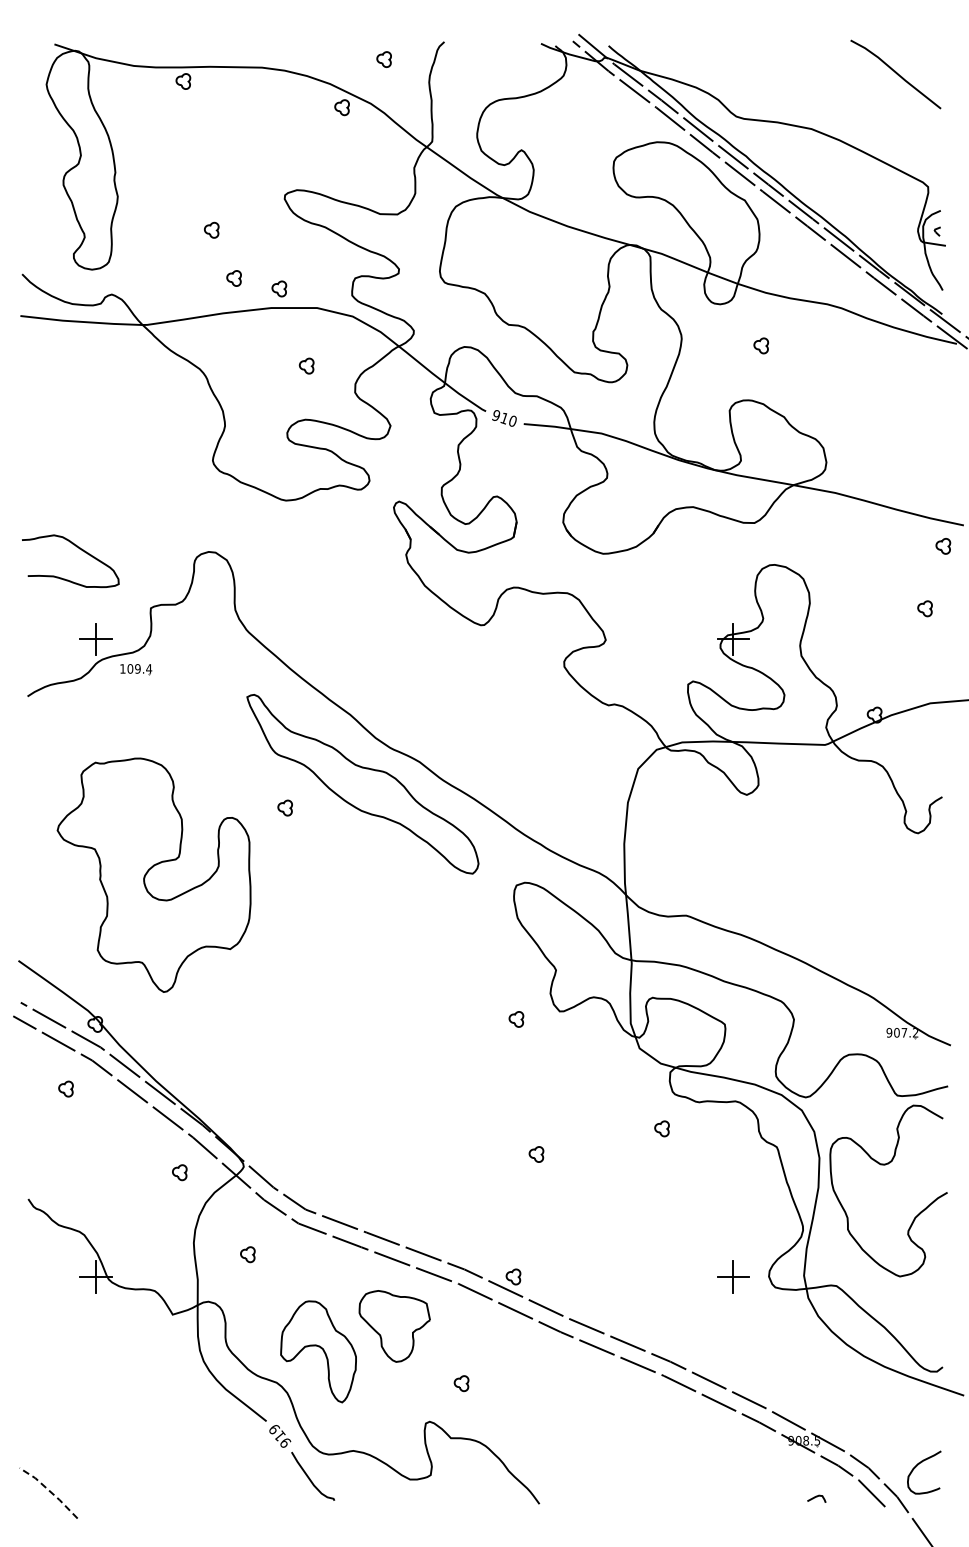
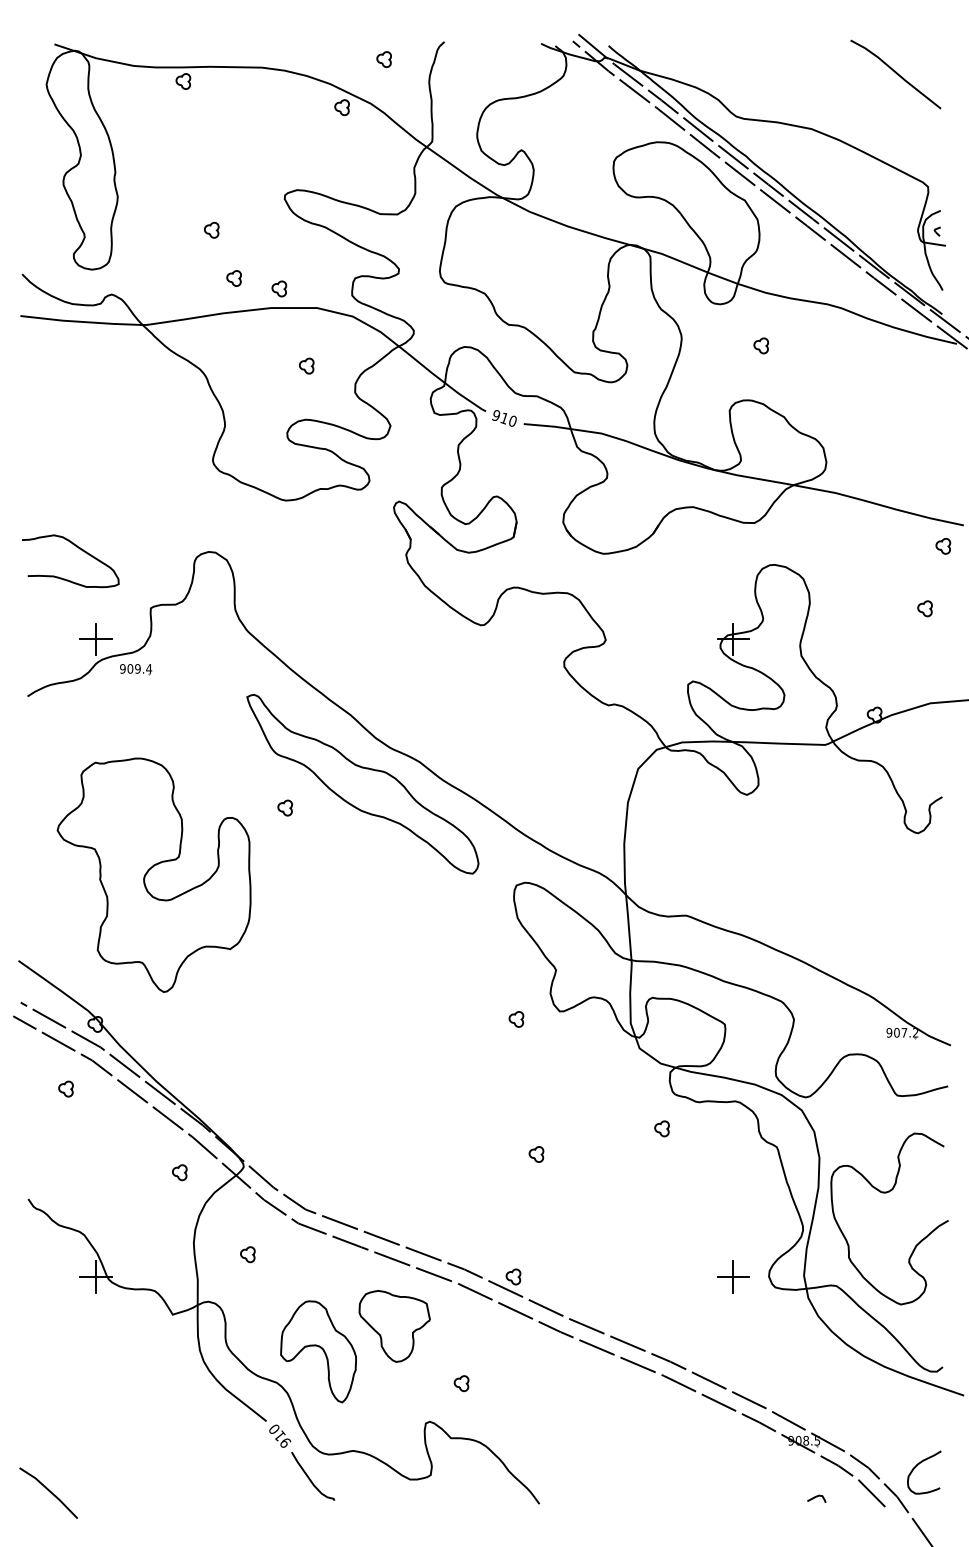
text: 109.4 -> 909.4 (122, 668)
curve position: (885, 1165) -> (886, 1193) (886, 1193)
text: 919 -> 910 (275, 1429)
line: dashed -> solid (50, 1491)
